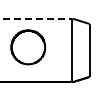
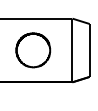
line: dashed -> solid (36, 18)
part position: (28, 47) -> (33, 50) (33, 50)
